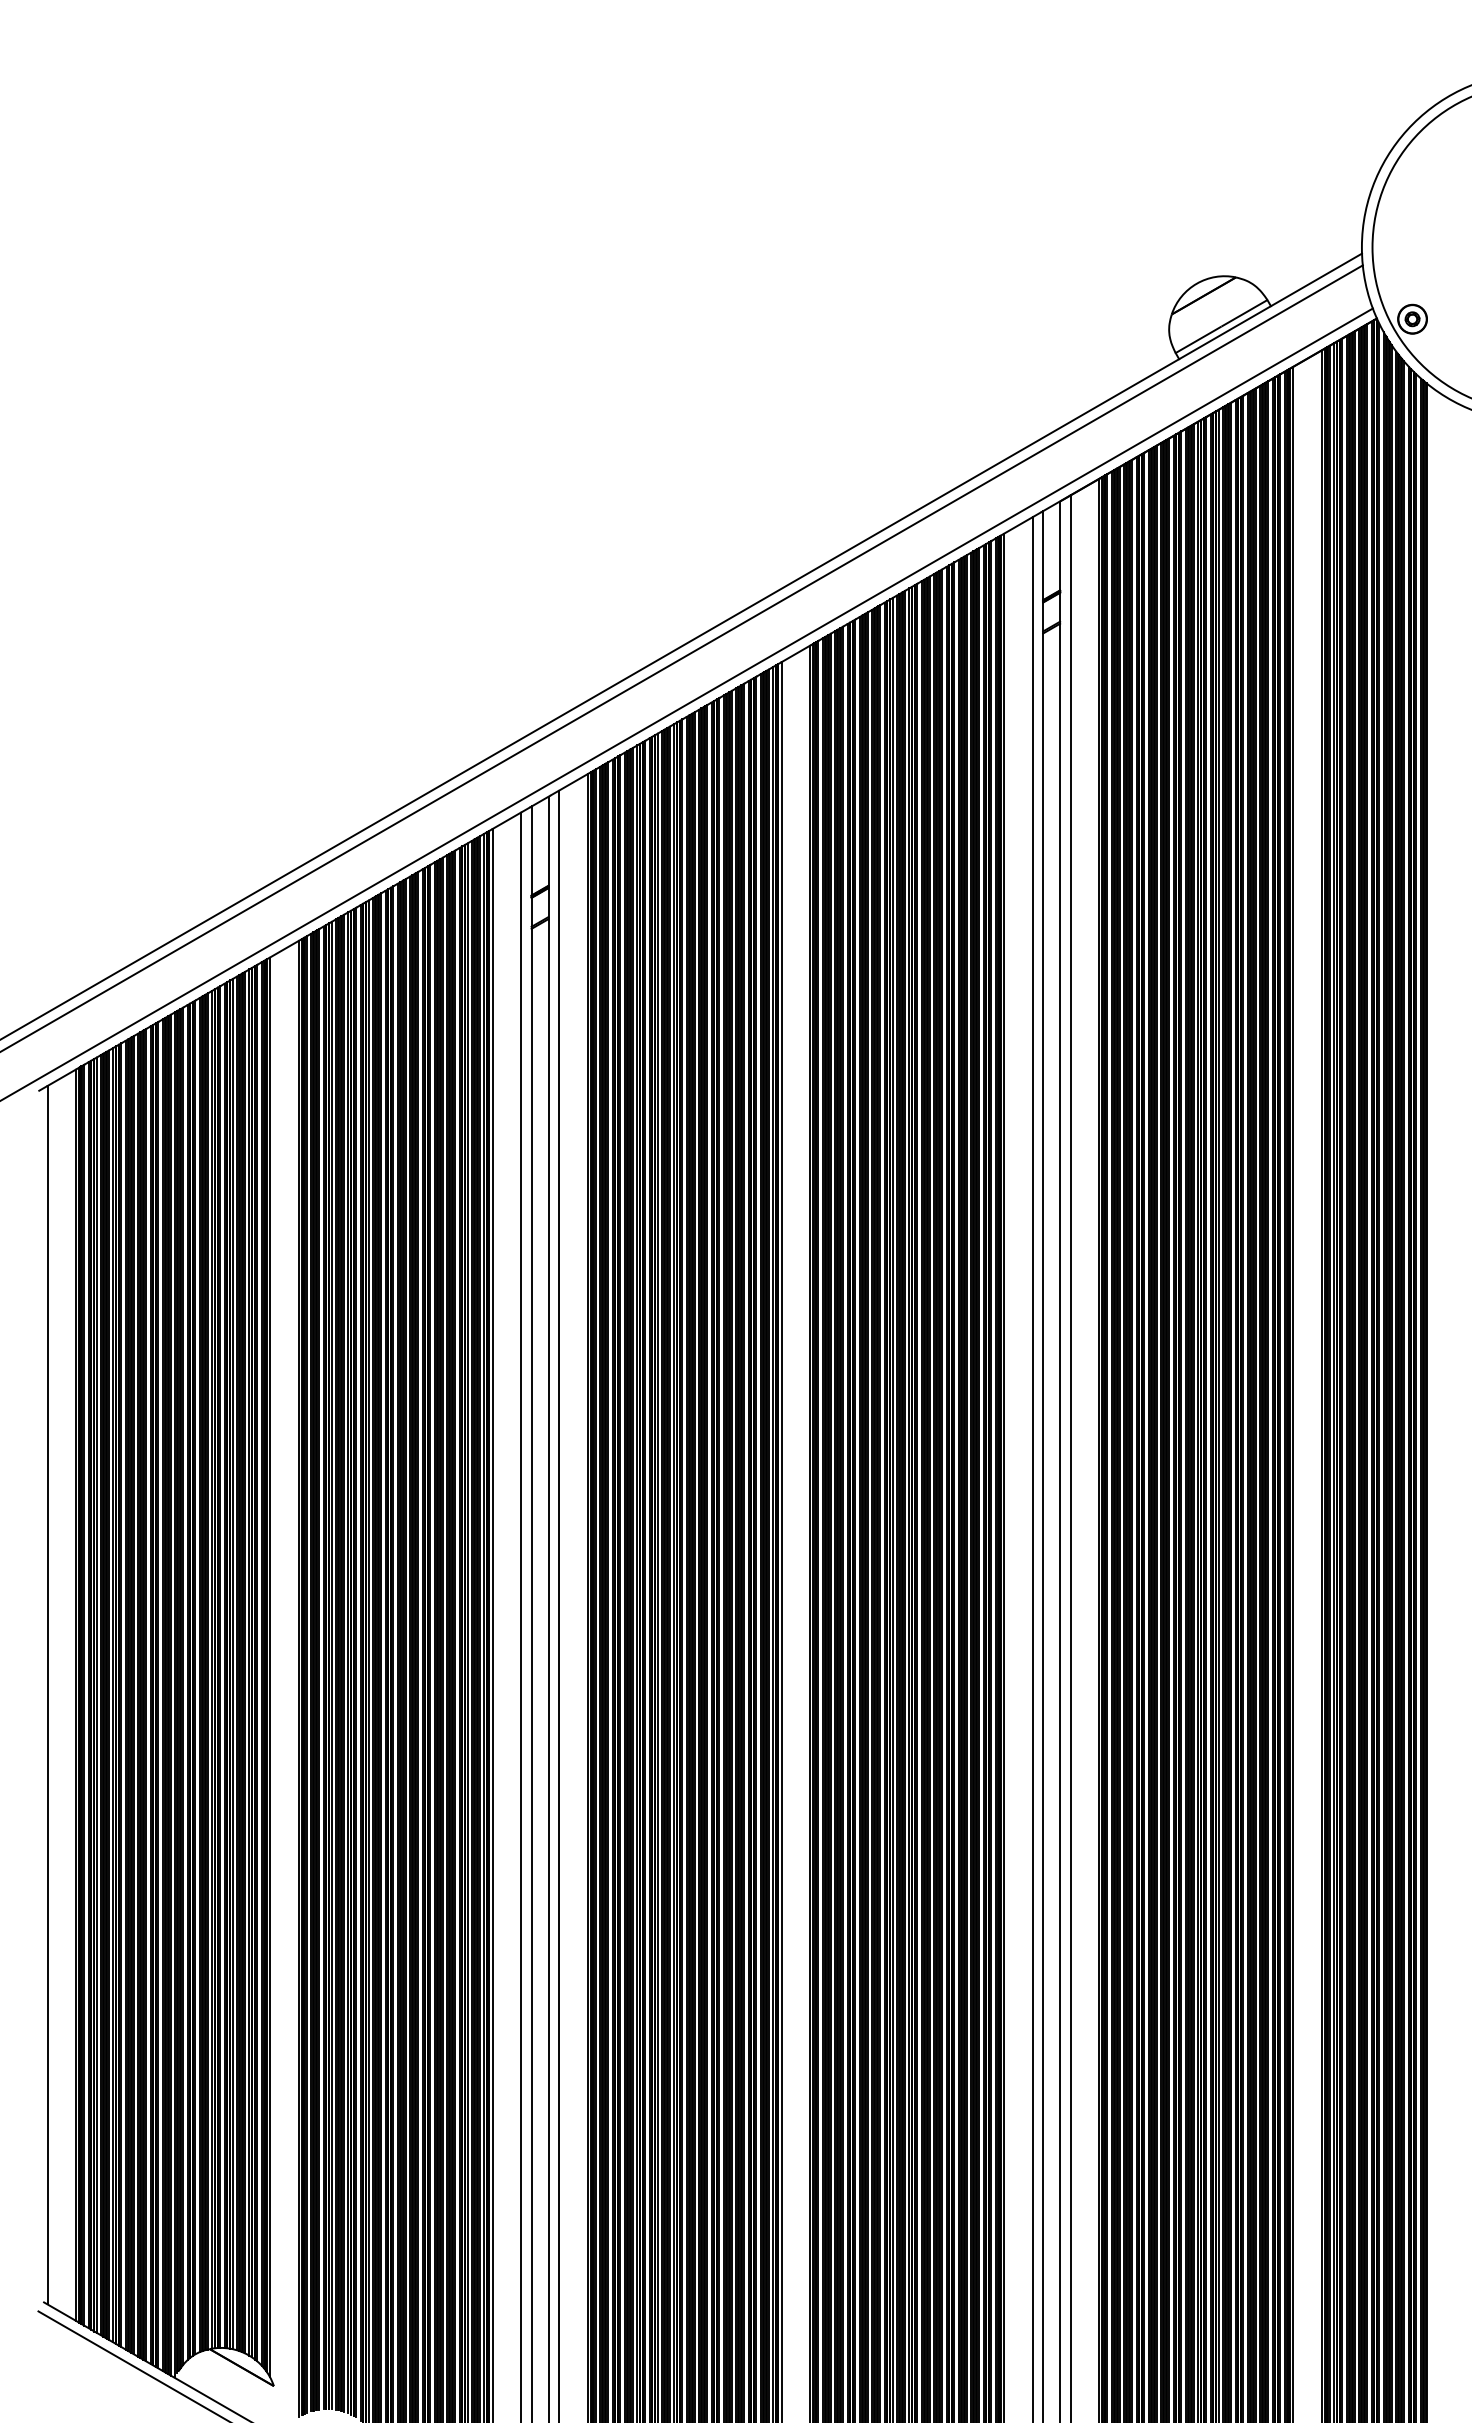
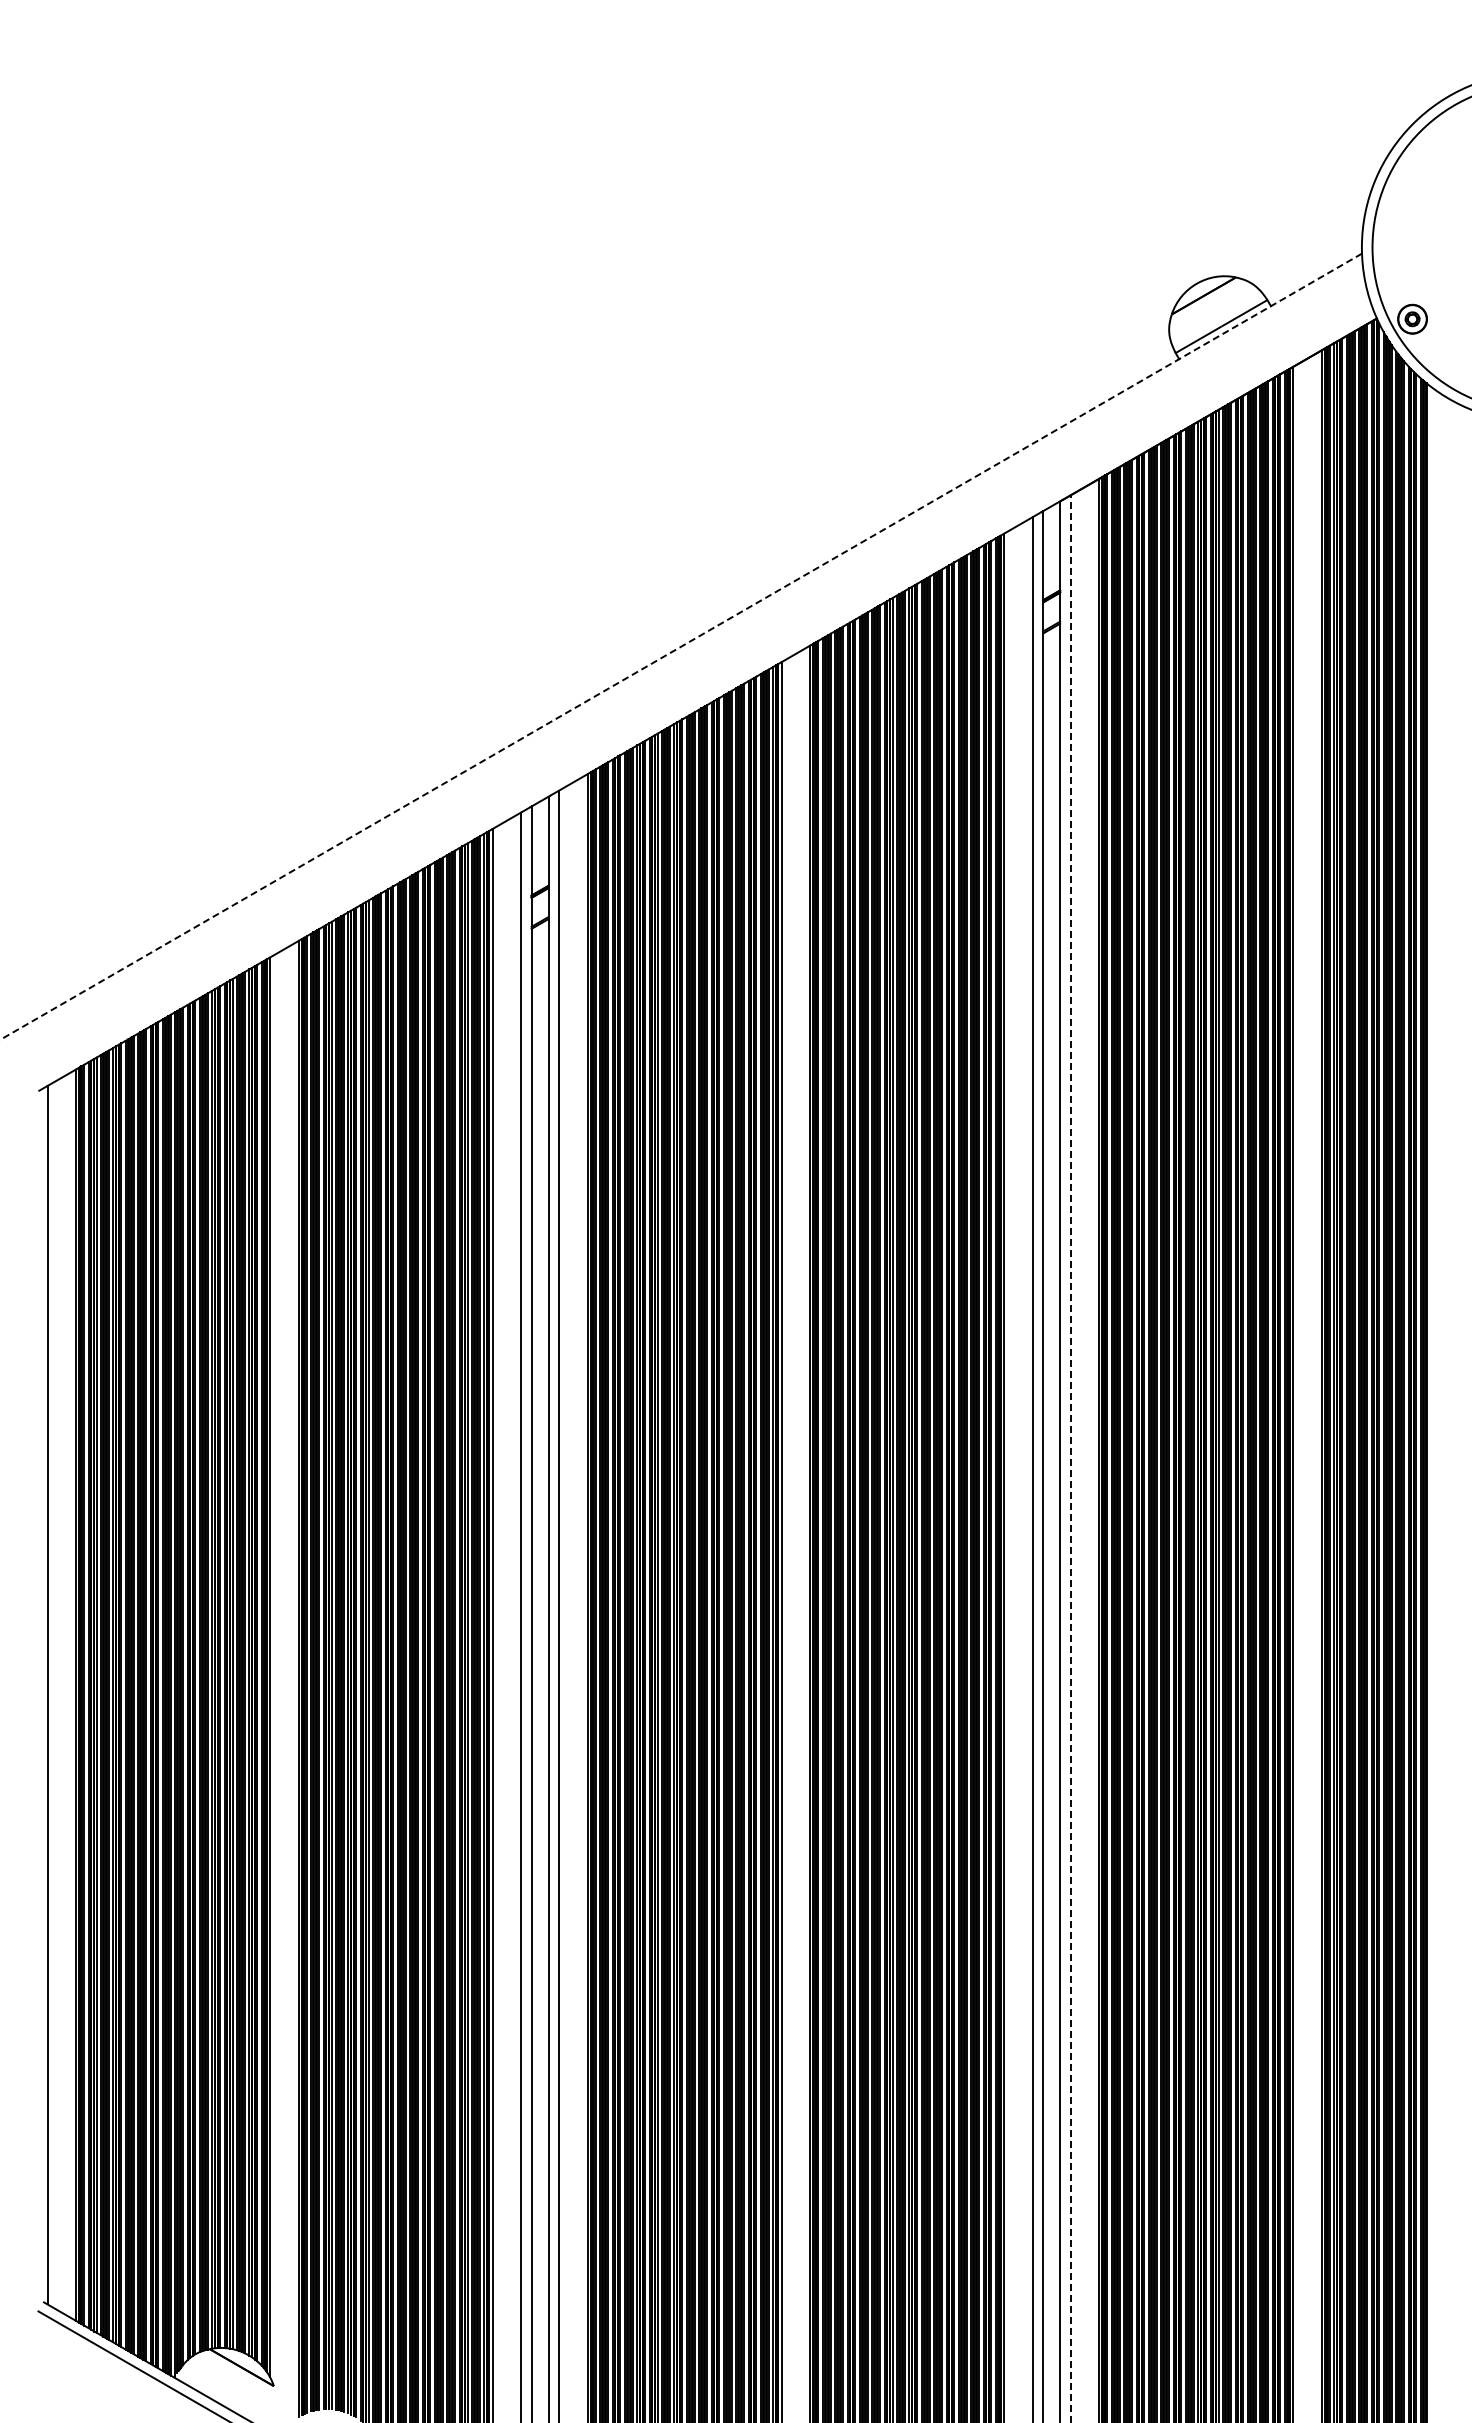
line: solid -> dashed (680, 647)
line: present -> none (682, 657)
line: present -> none (687, 703)
line: solid -> dashed (1070, 1459)
